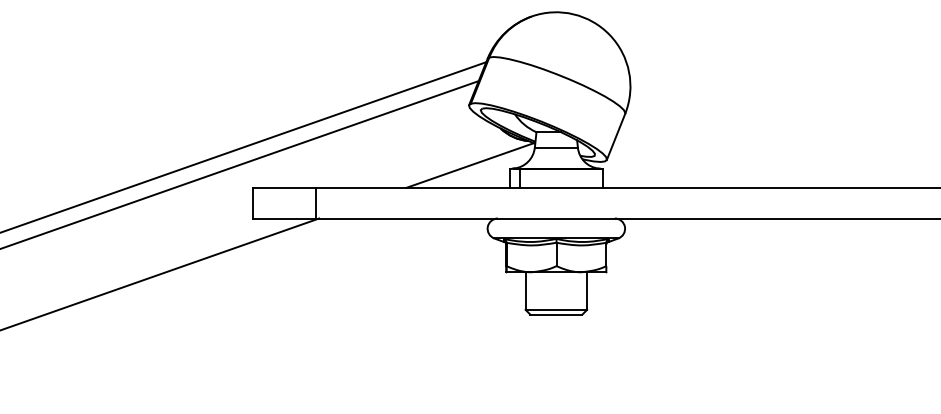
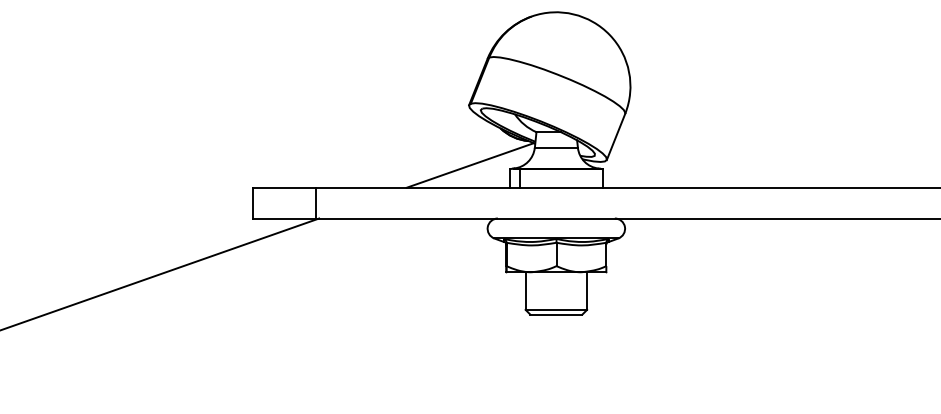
line: present -> none (244, 147)
line: present -> none (240, 164)
